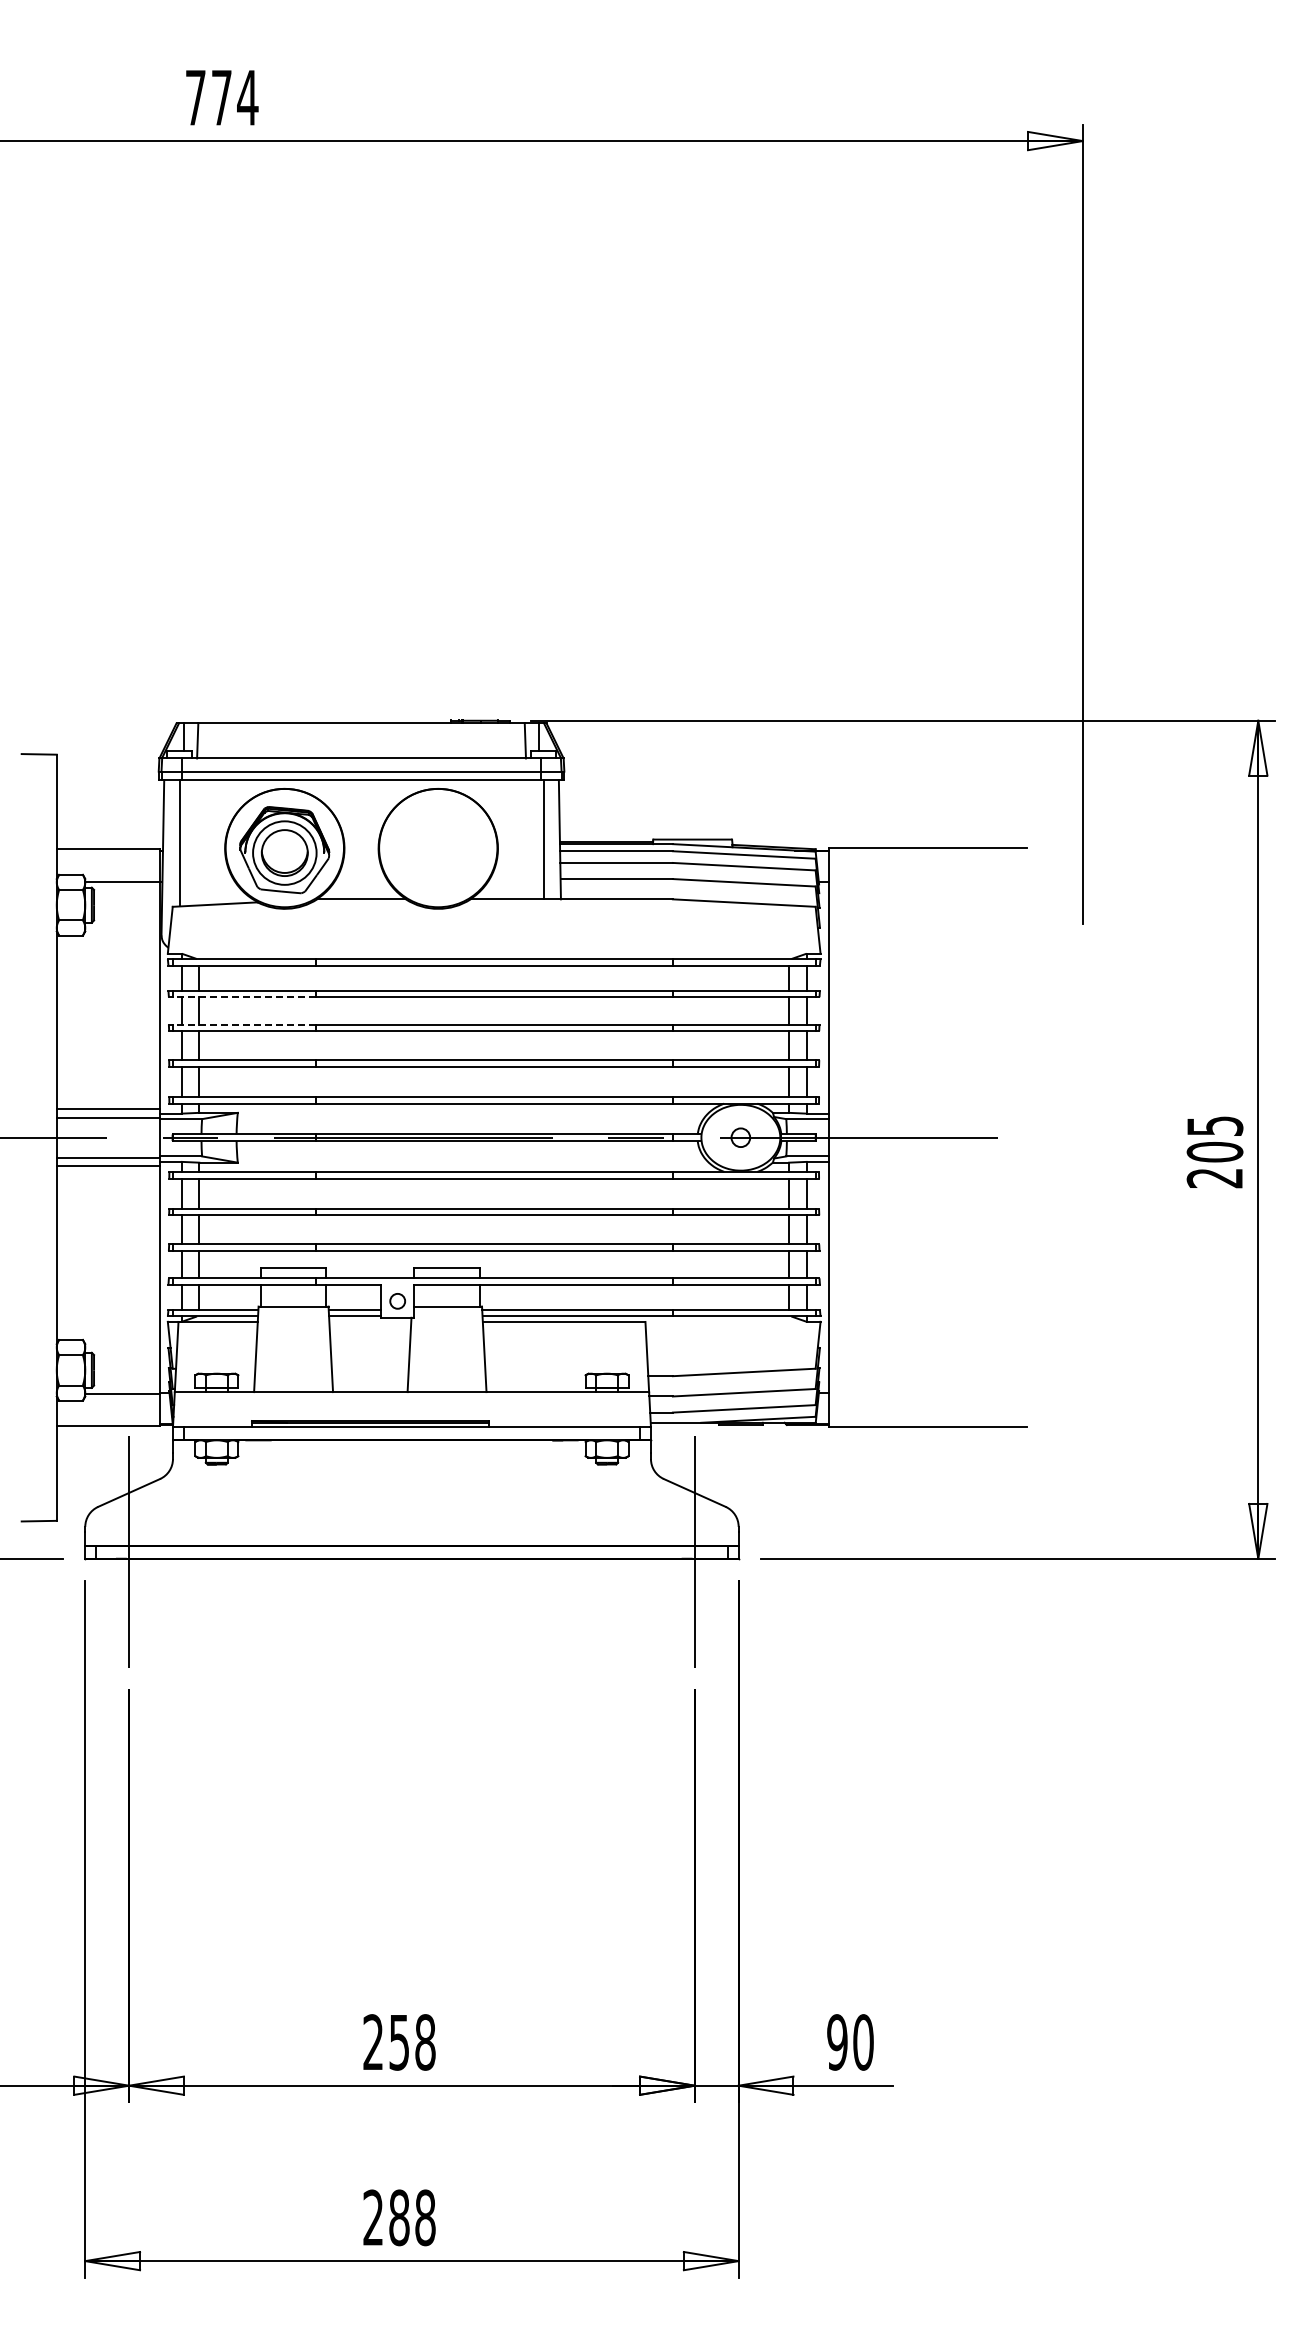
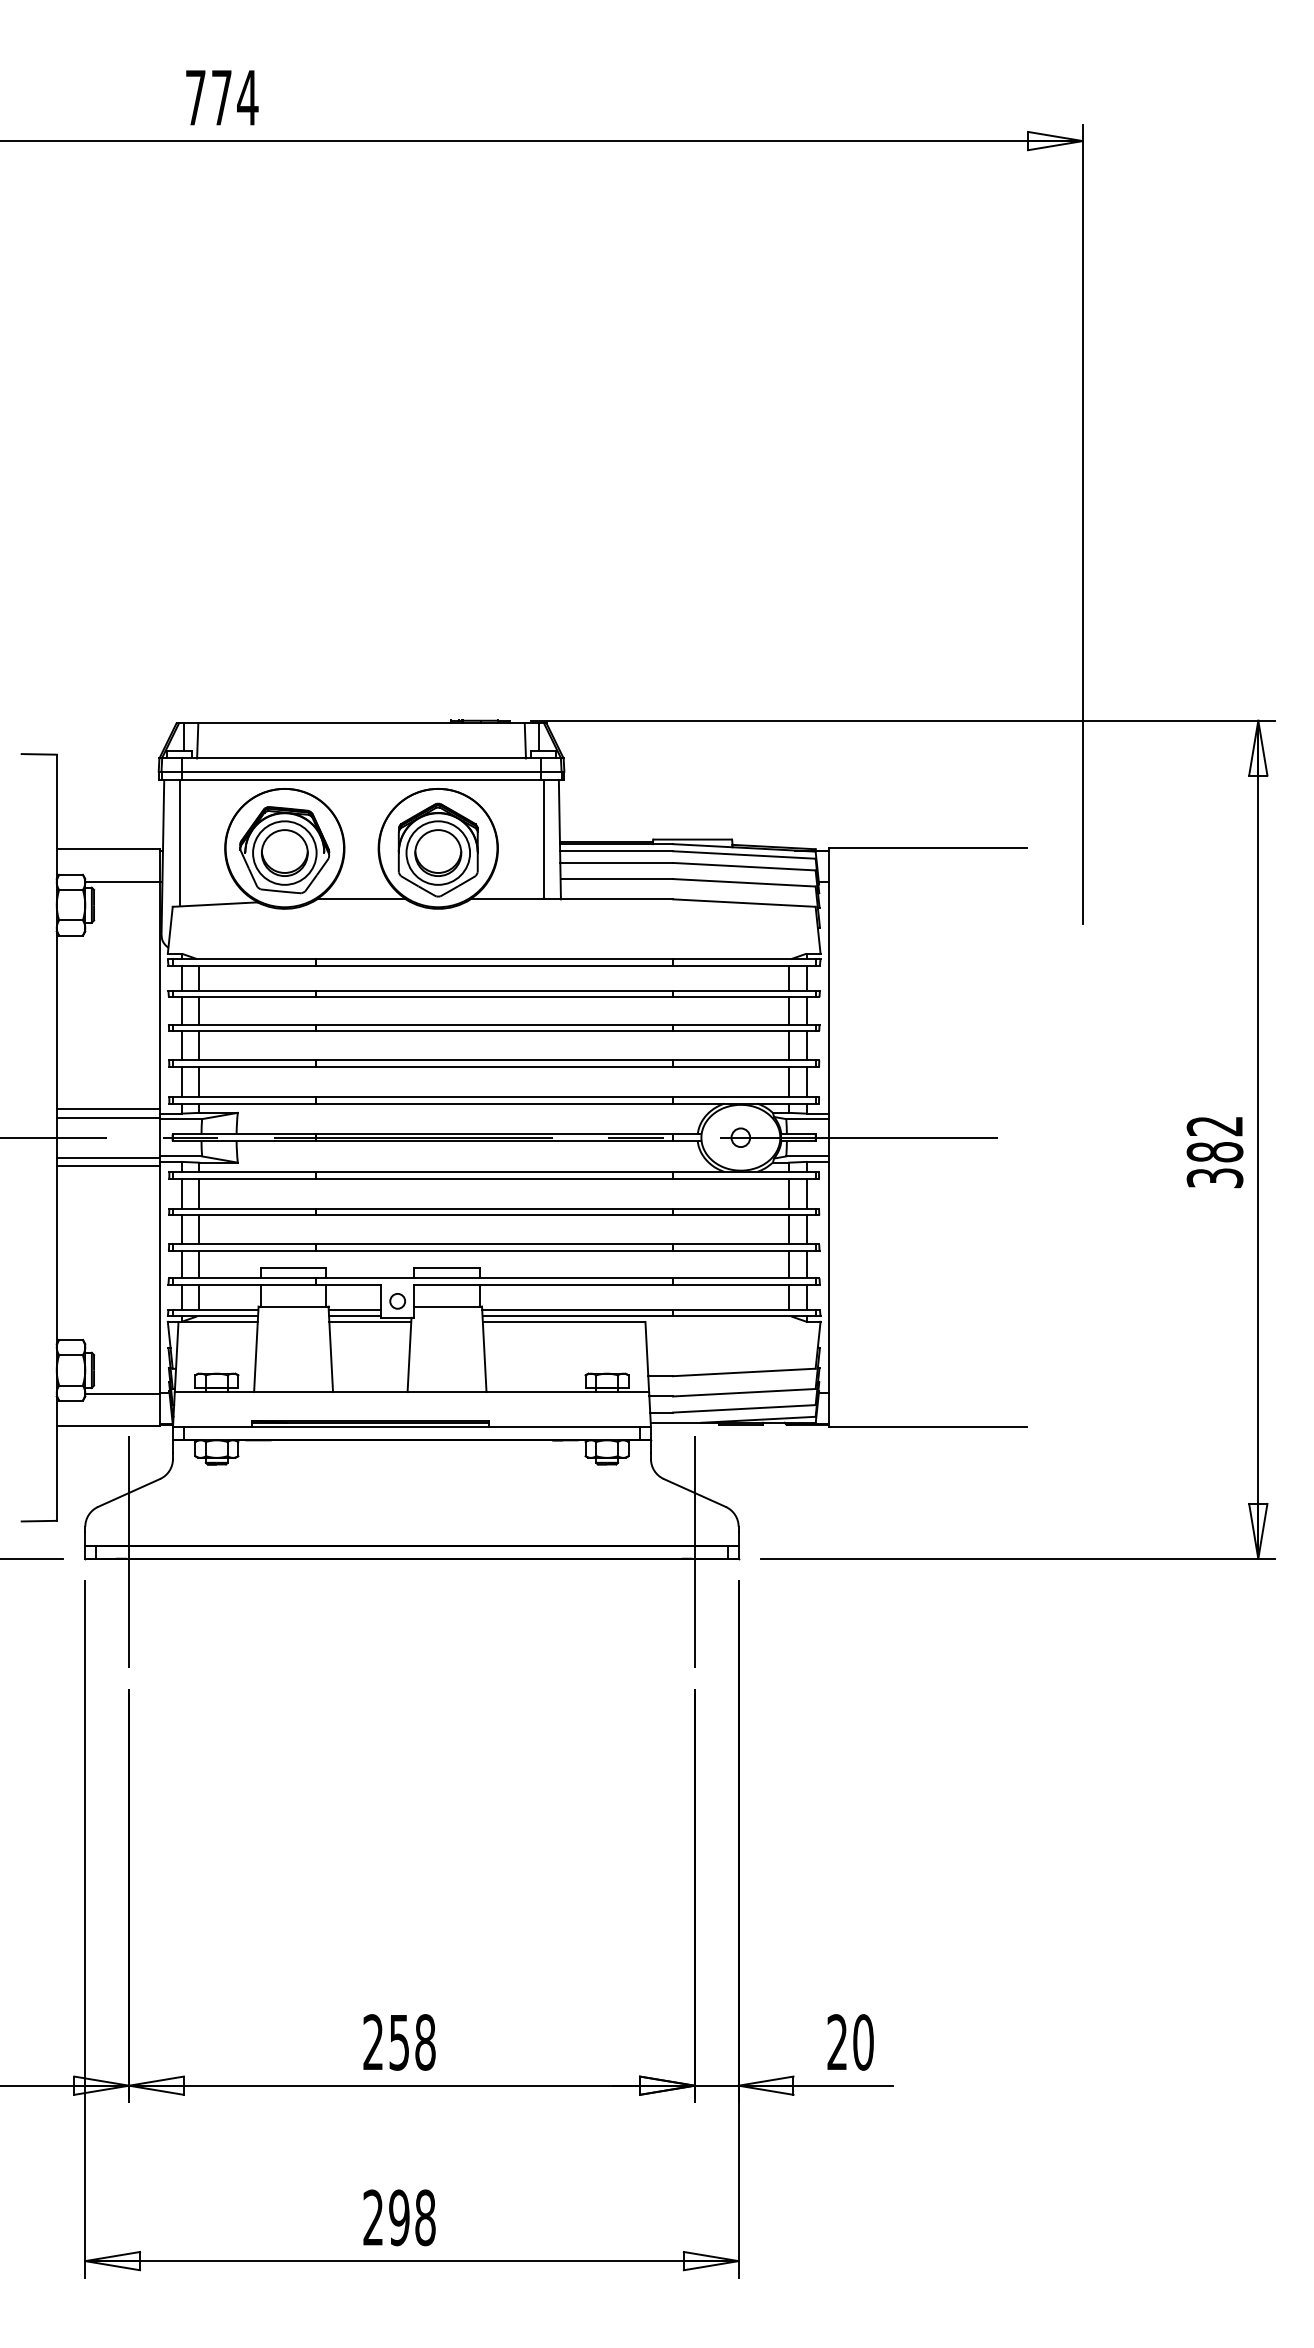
part: none -> present (437, 849)
line: dashed -> solid (243, 997)
line: dashed -> solid (243, 1024)
text: 205 -> 382 (1214, 1152)
line: none -> present (370, 1321)
text: 90 -> 20 (837, 2042)
text: 288 -> 298 (399, 2217)
